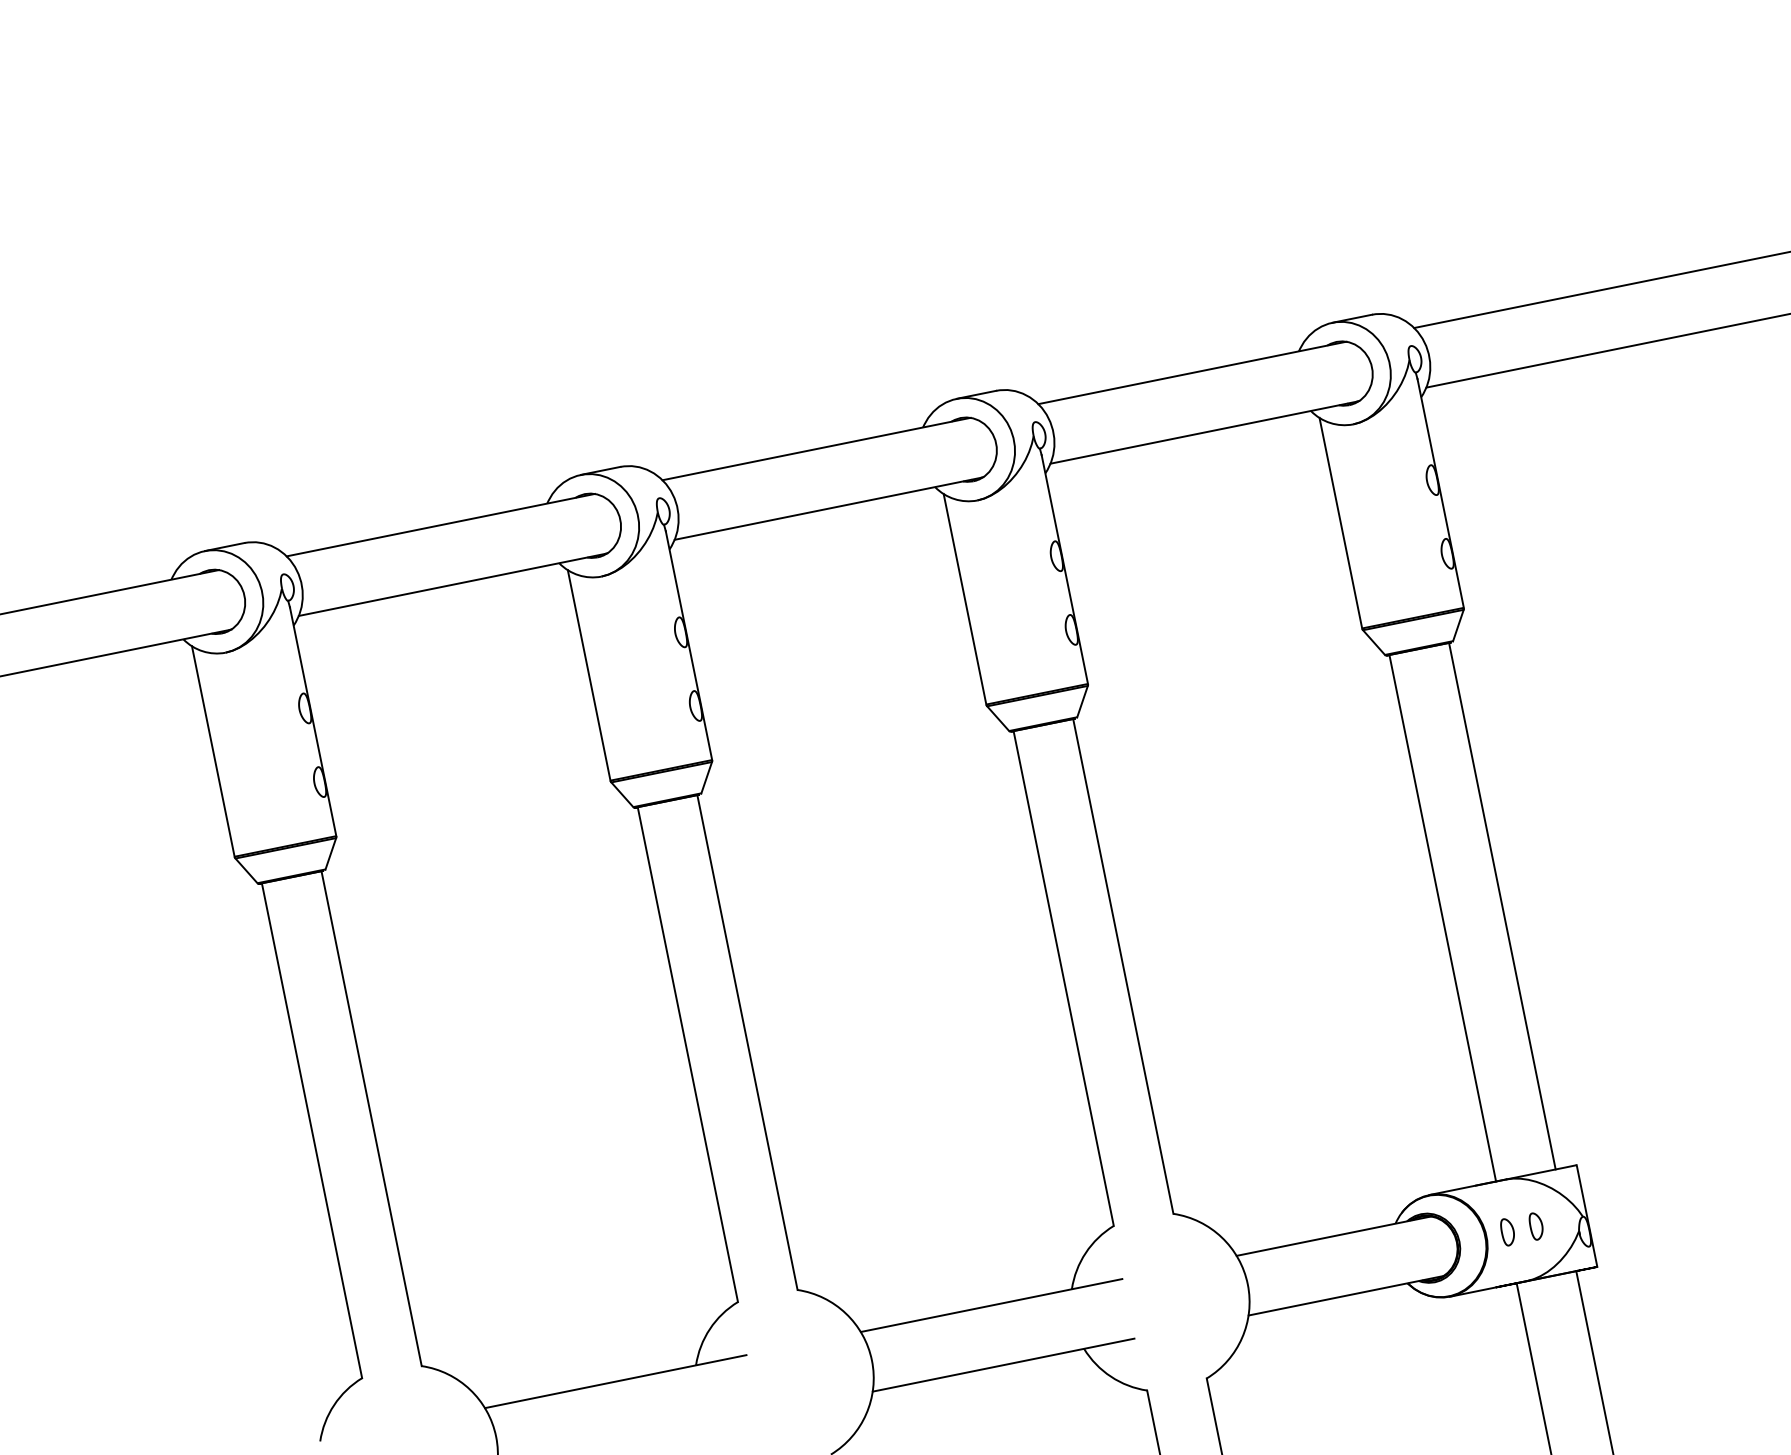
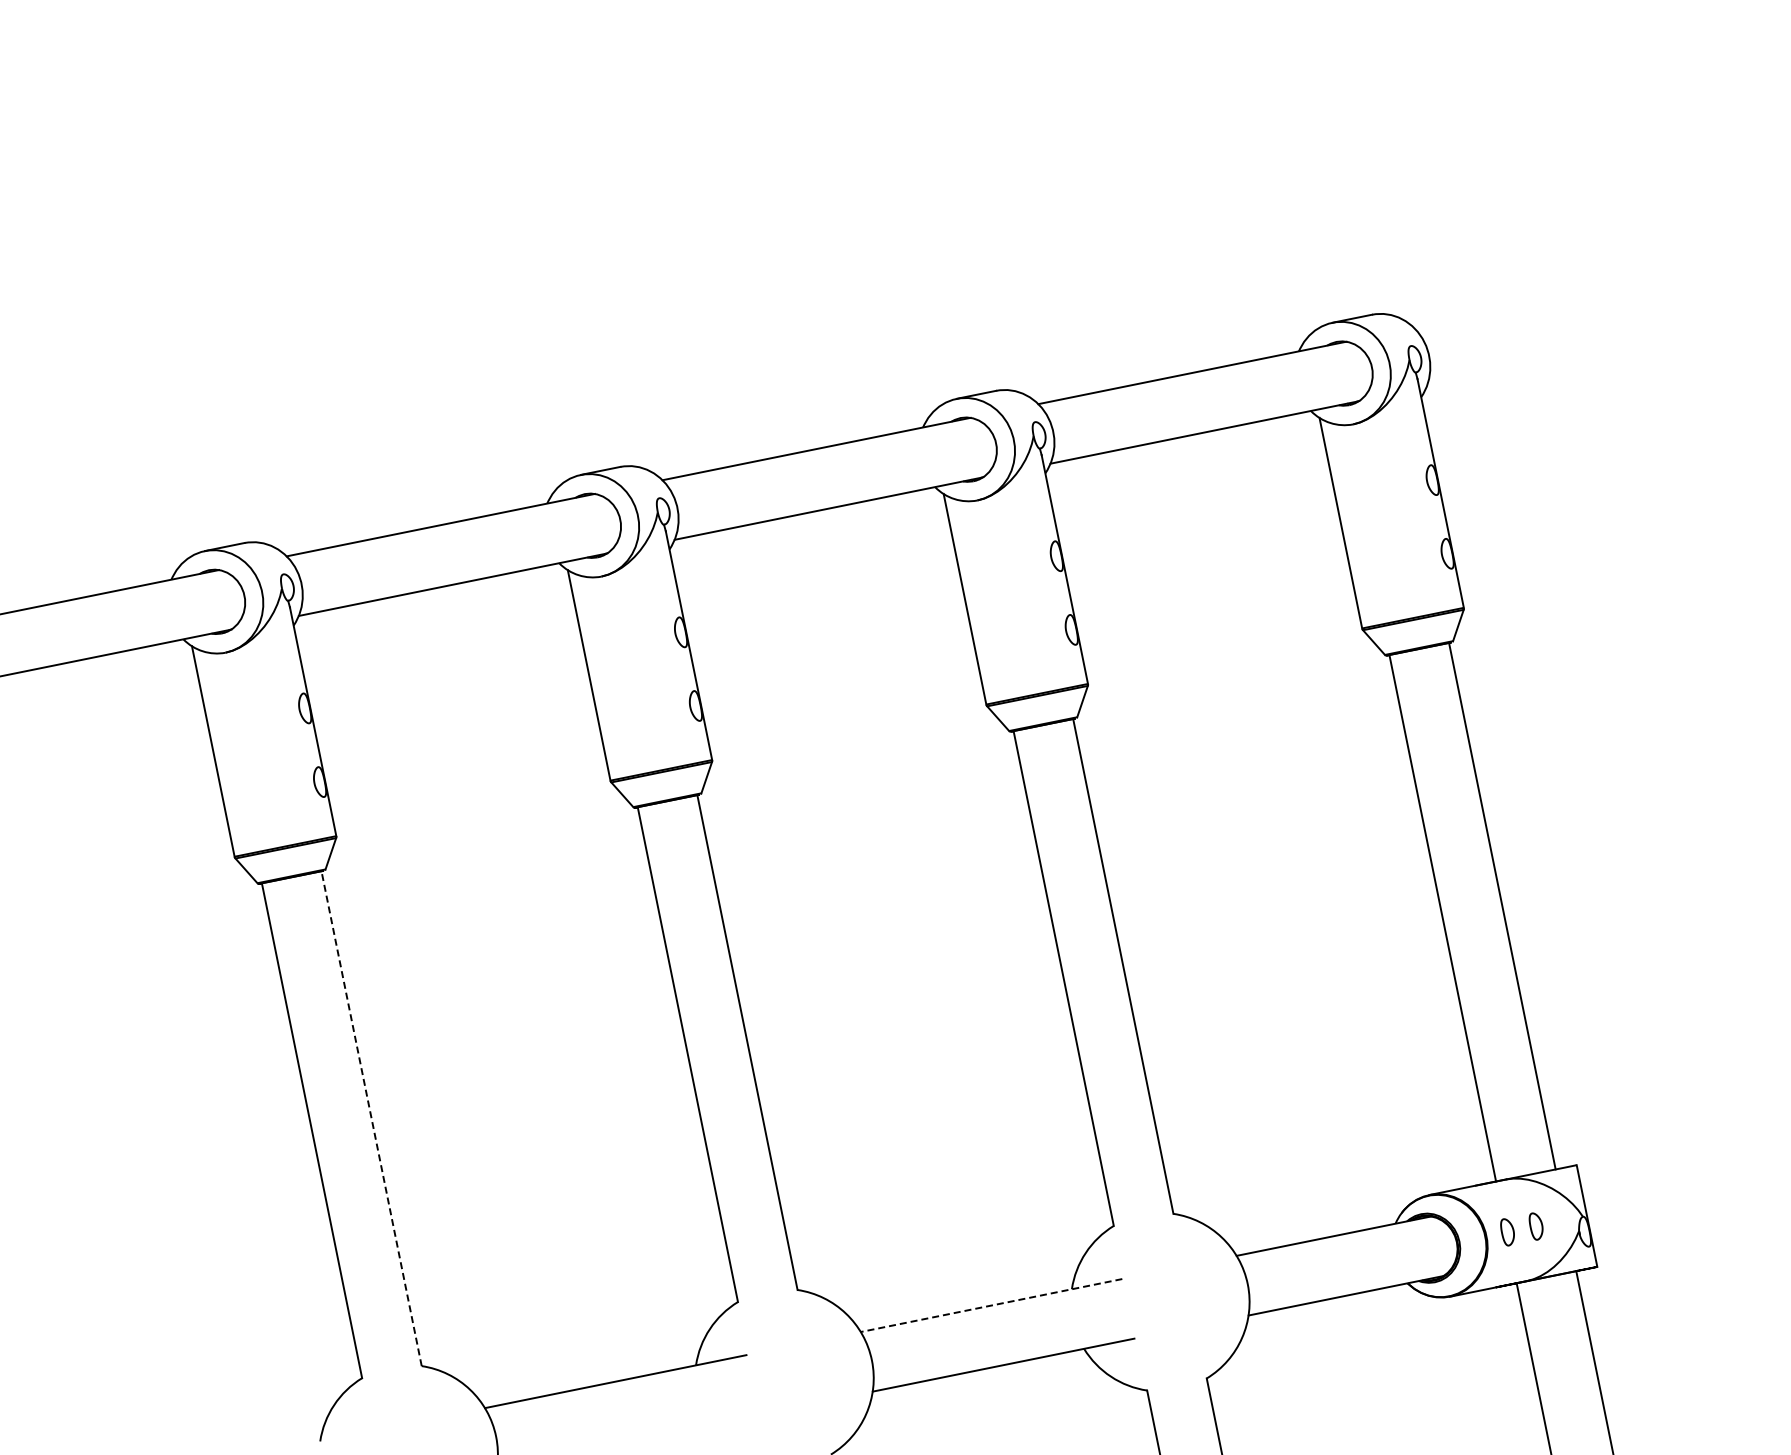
line: present -> none (1600, 290)
line: present -> none (1606, 350)
line: solid -> dashed (371, 1118)
line: solid -> dashed (991, 1305)
